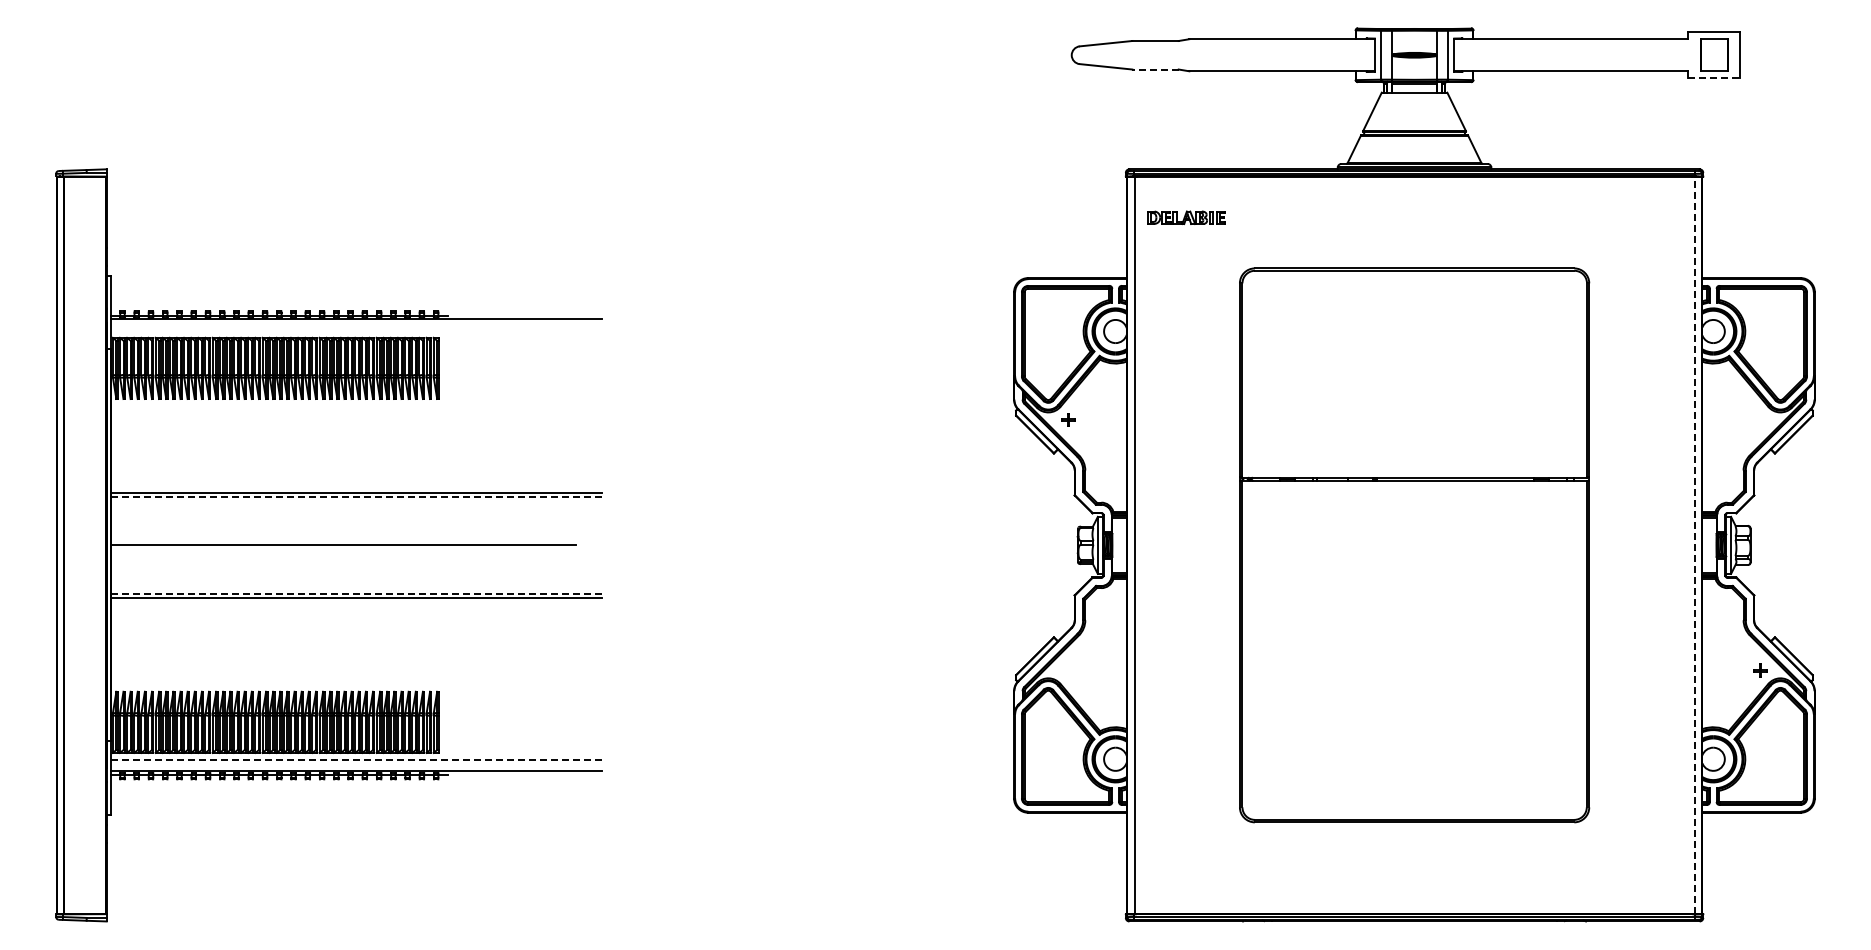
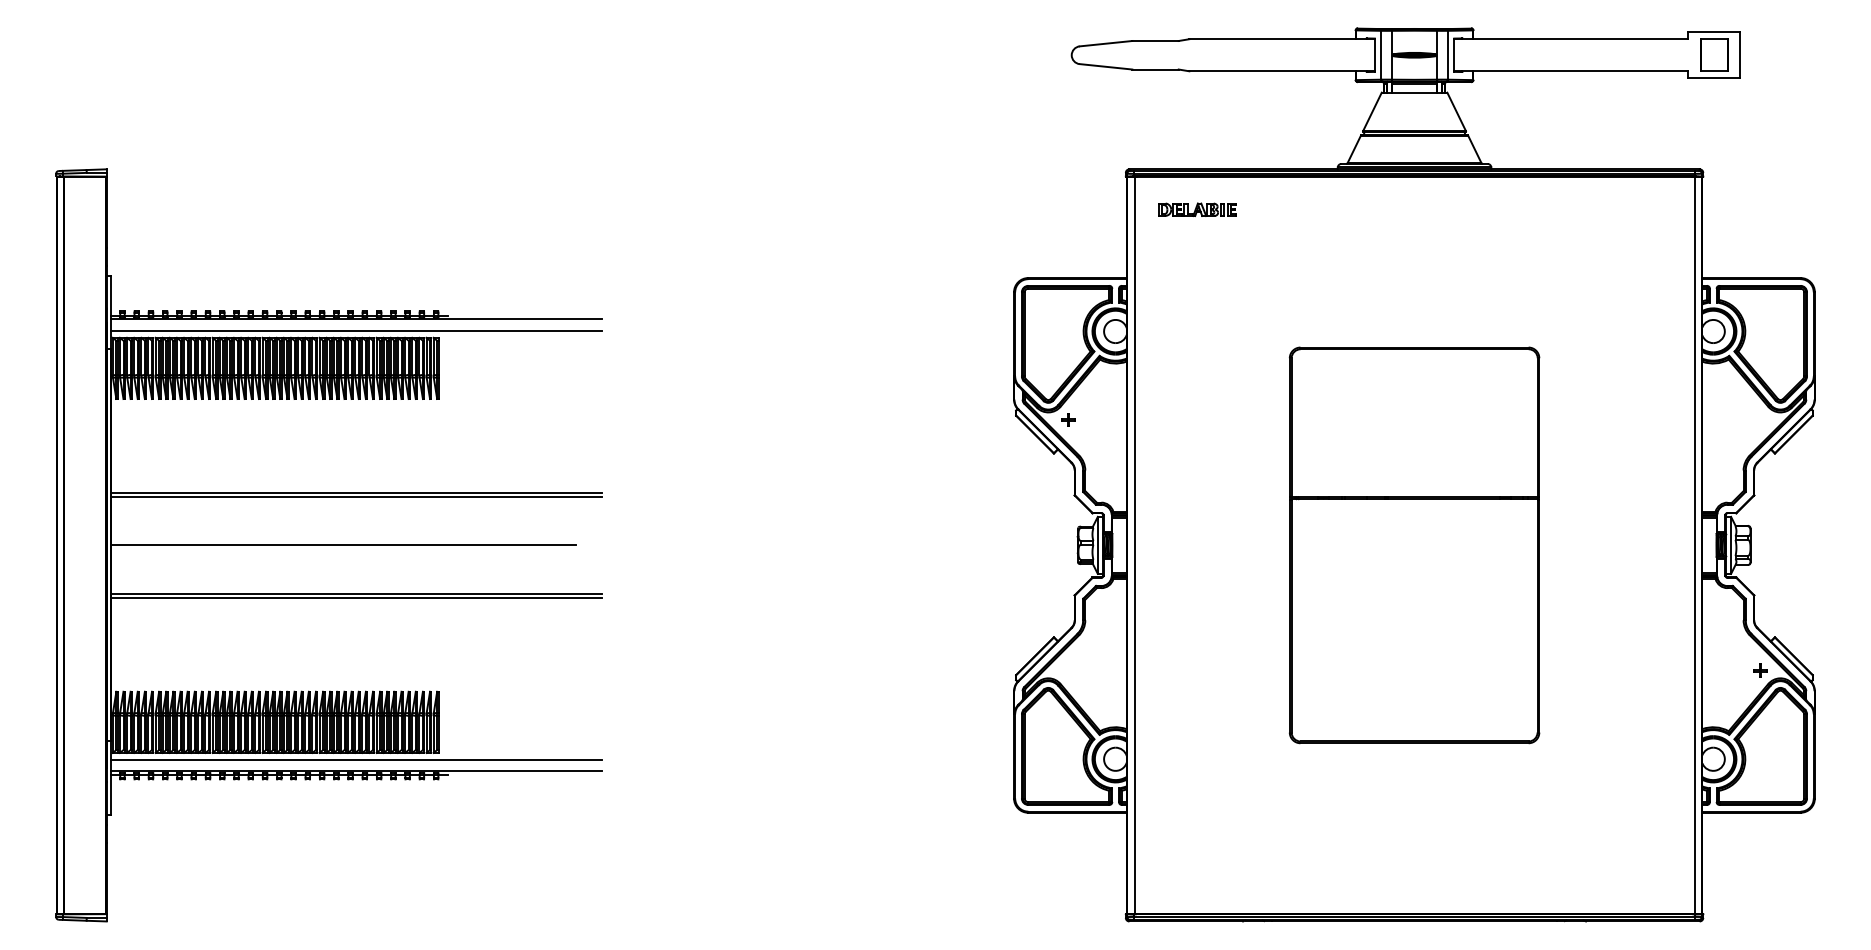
line: dashed -> solid (1155, 69)
line: dashed -> solid (1714, 78)
part position: (1186, 217) -> (1197, 209) (1197, 209)
line: none -> present (355, 330)
line: dashed -> solid (355, 497)
part size: 352x557 px -> 253x399 px (1414, 545)
line: dashed -> solid (1694, 545)
line: dashed -> solid (355, 593)
line: dashed -> solid (355, 759)
